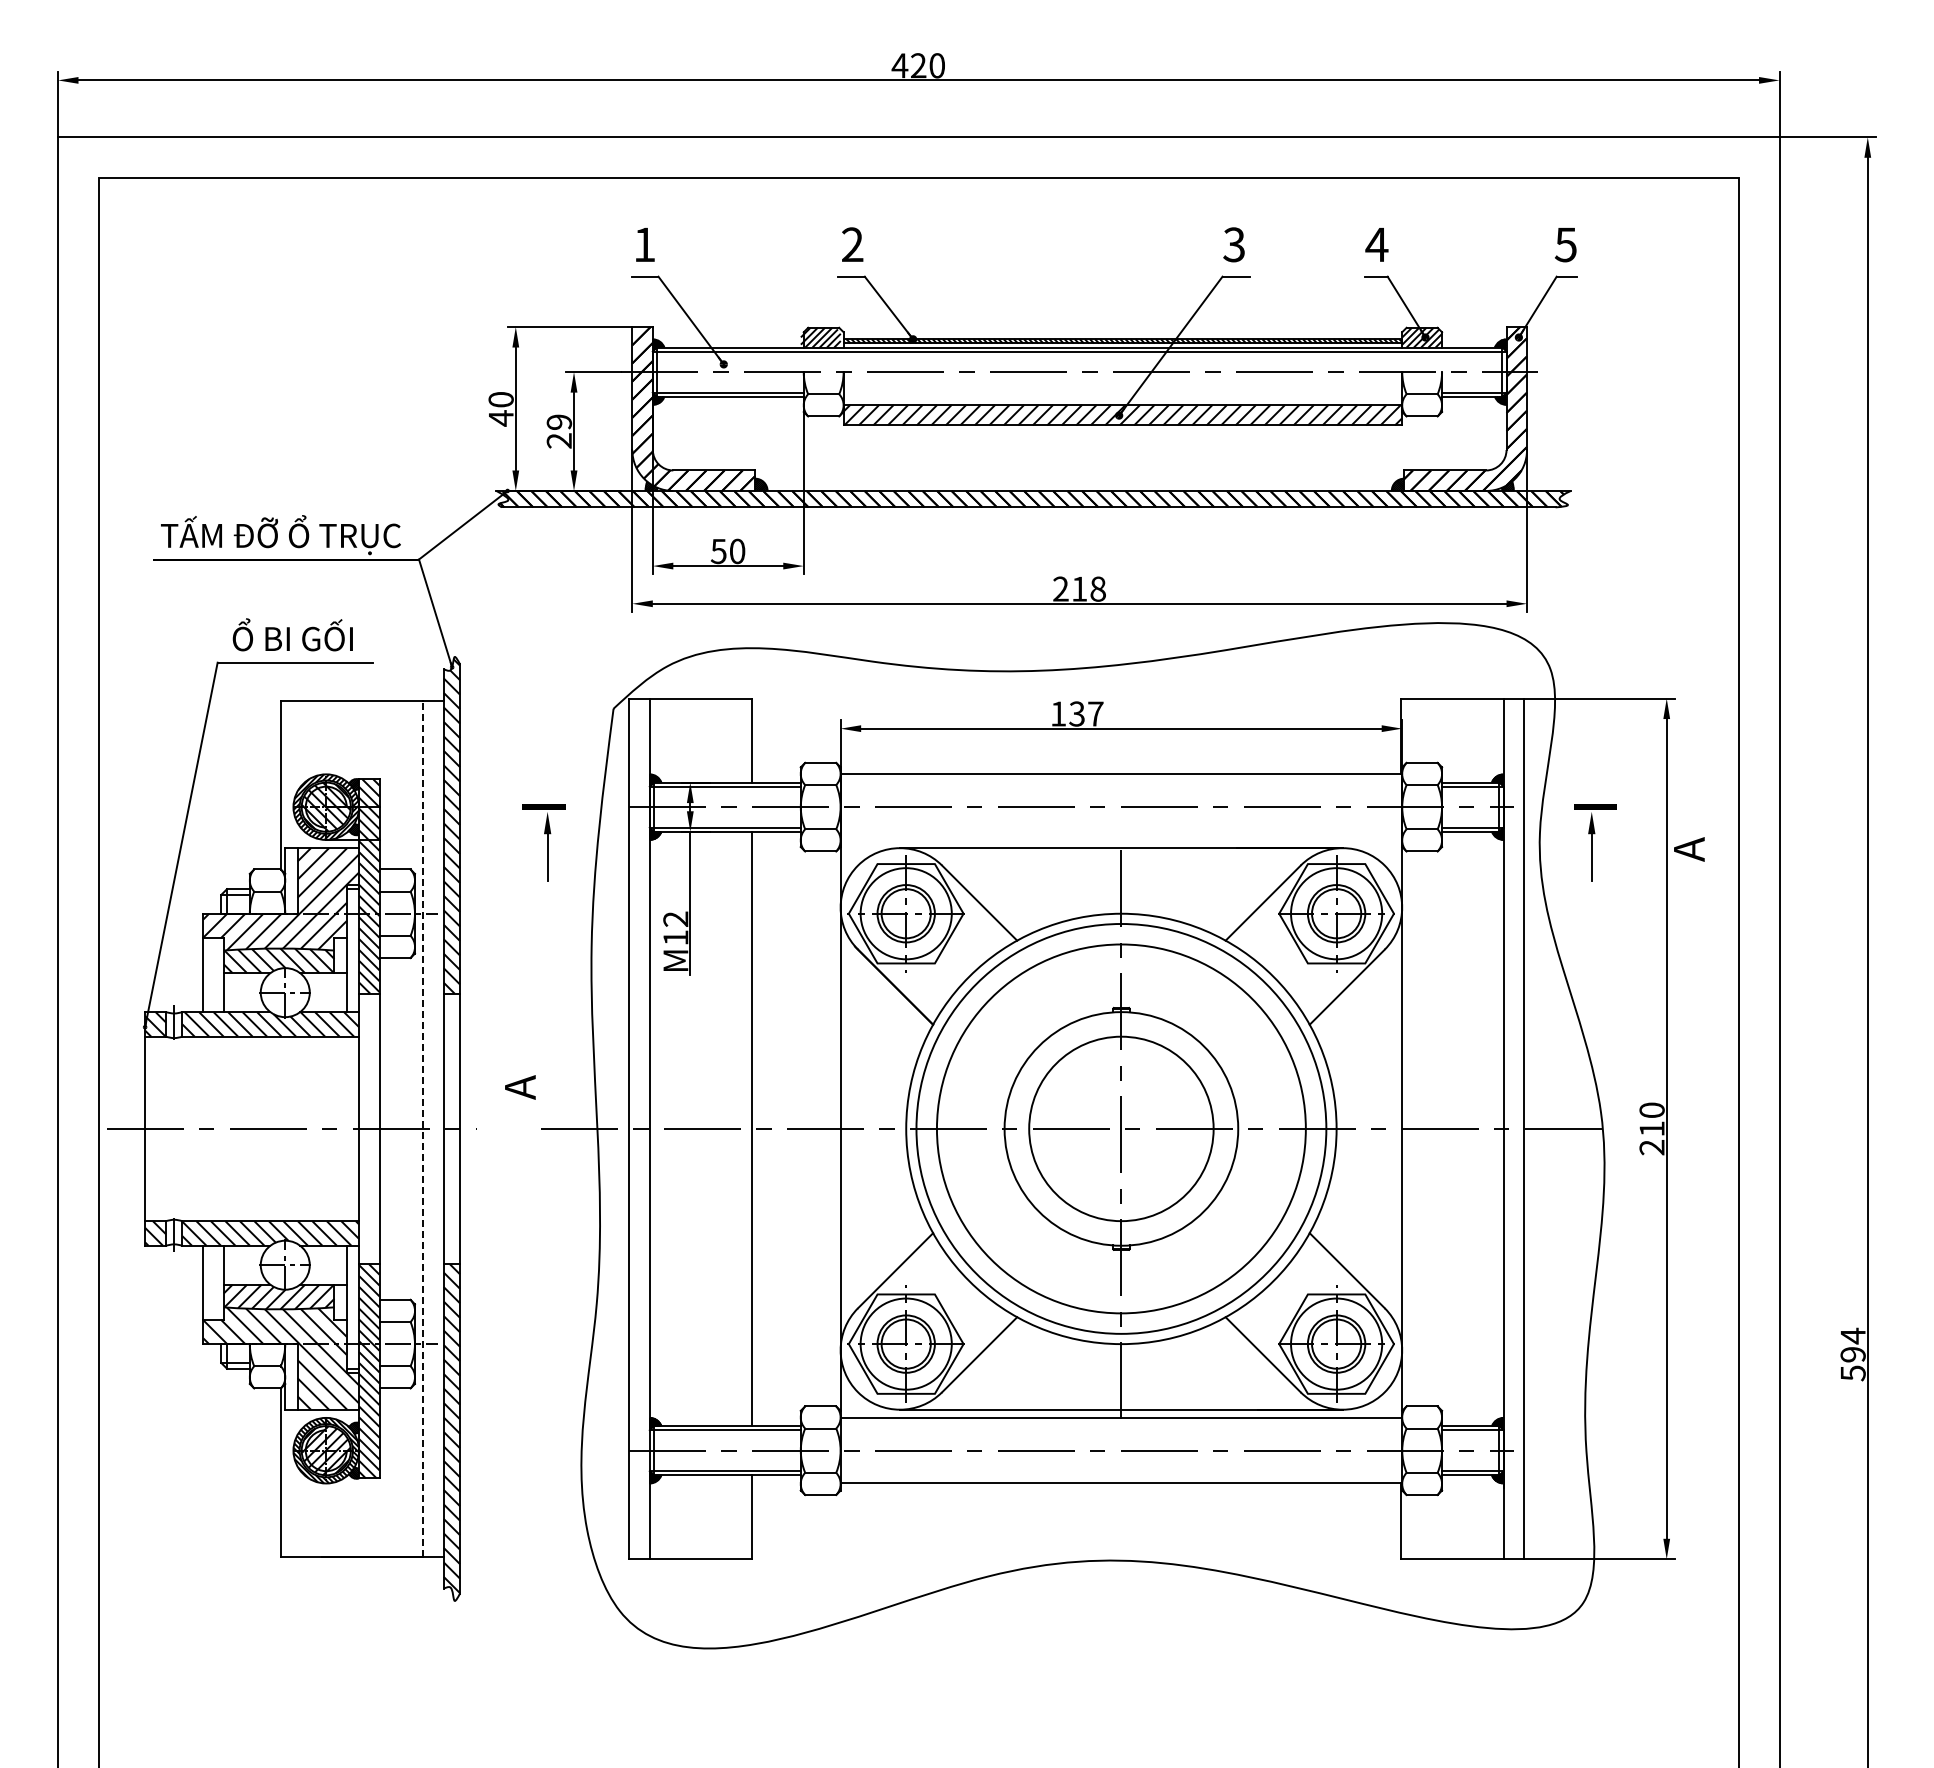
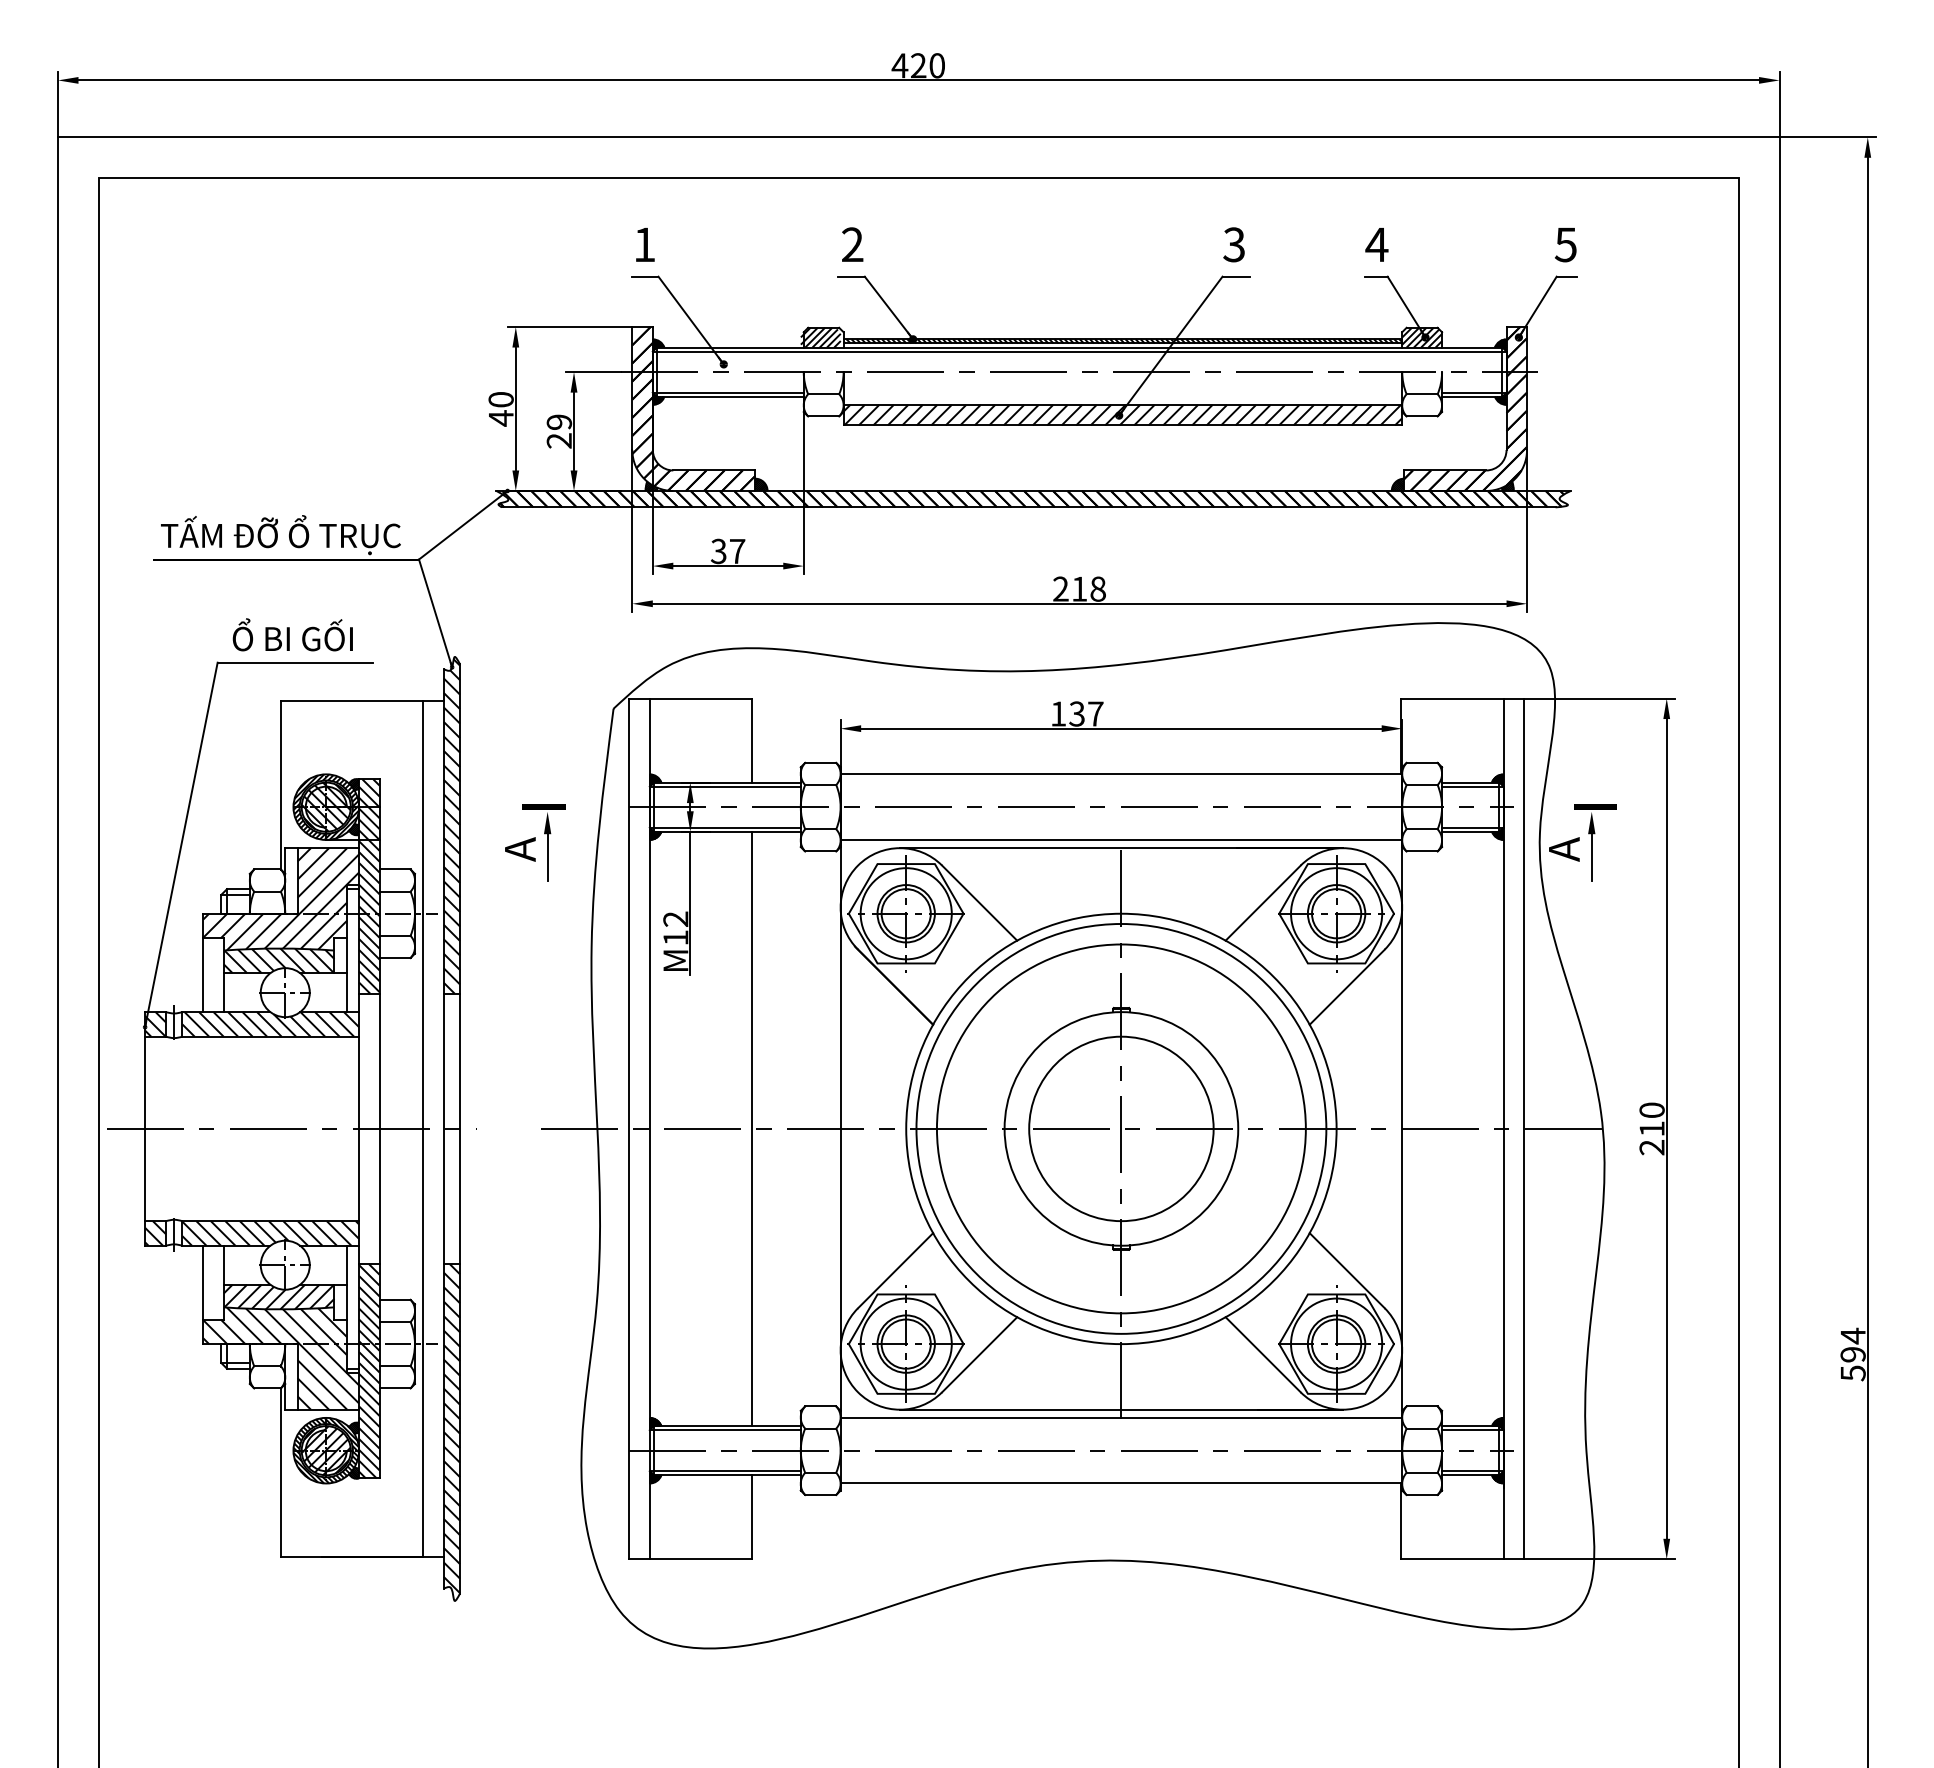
text: 50 -> 37 (728, 551)
line: none -> present (1121, 839)
text position: (1689, 849) -> (1564, 849) (1564, 849)
text position: (520, 1087) -> (520, 849) (520, 849)
line: dashed -> solid (423, 1128)
